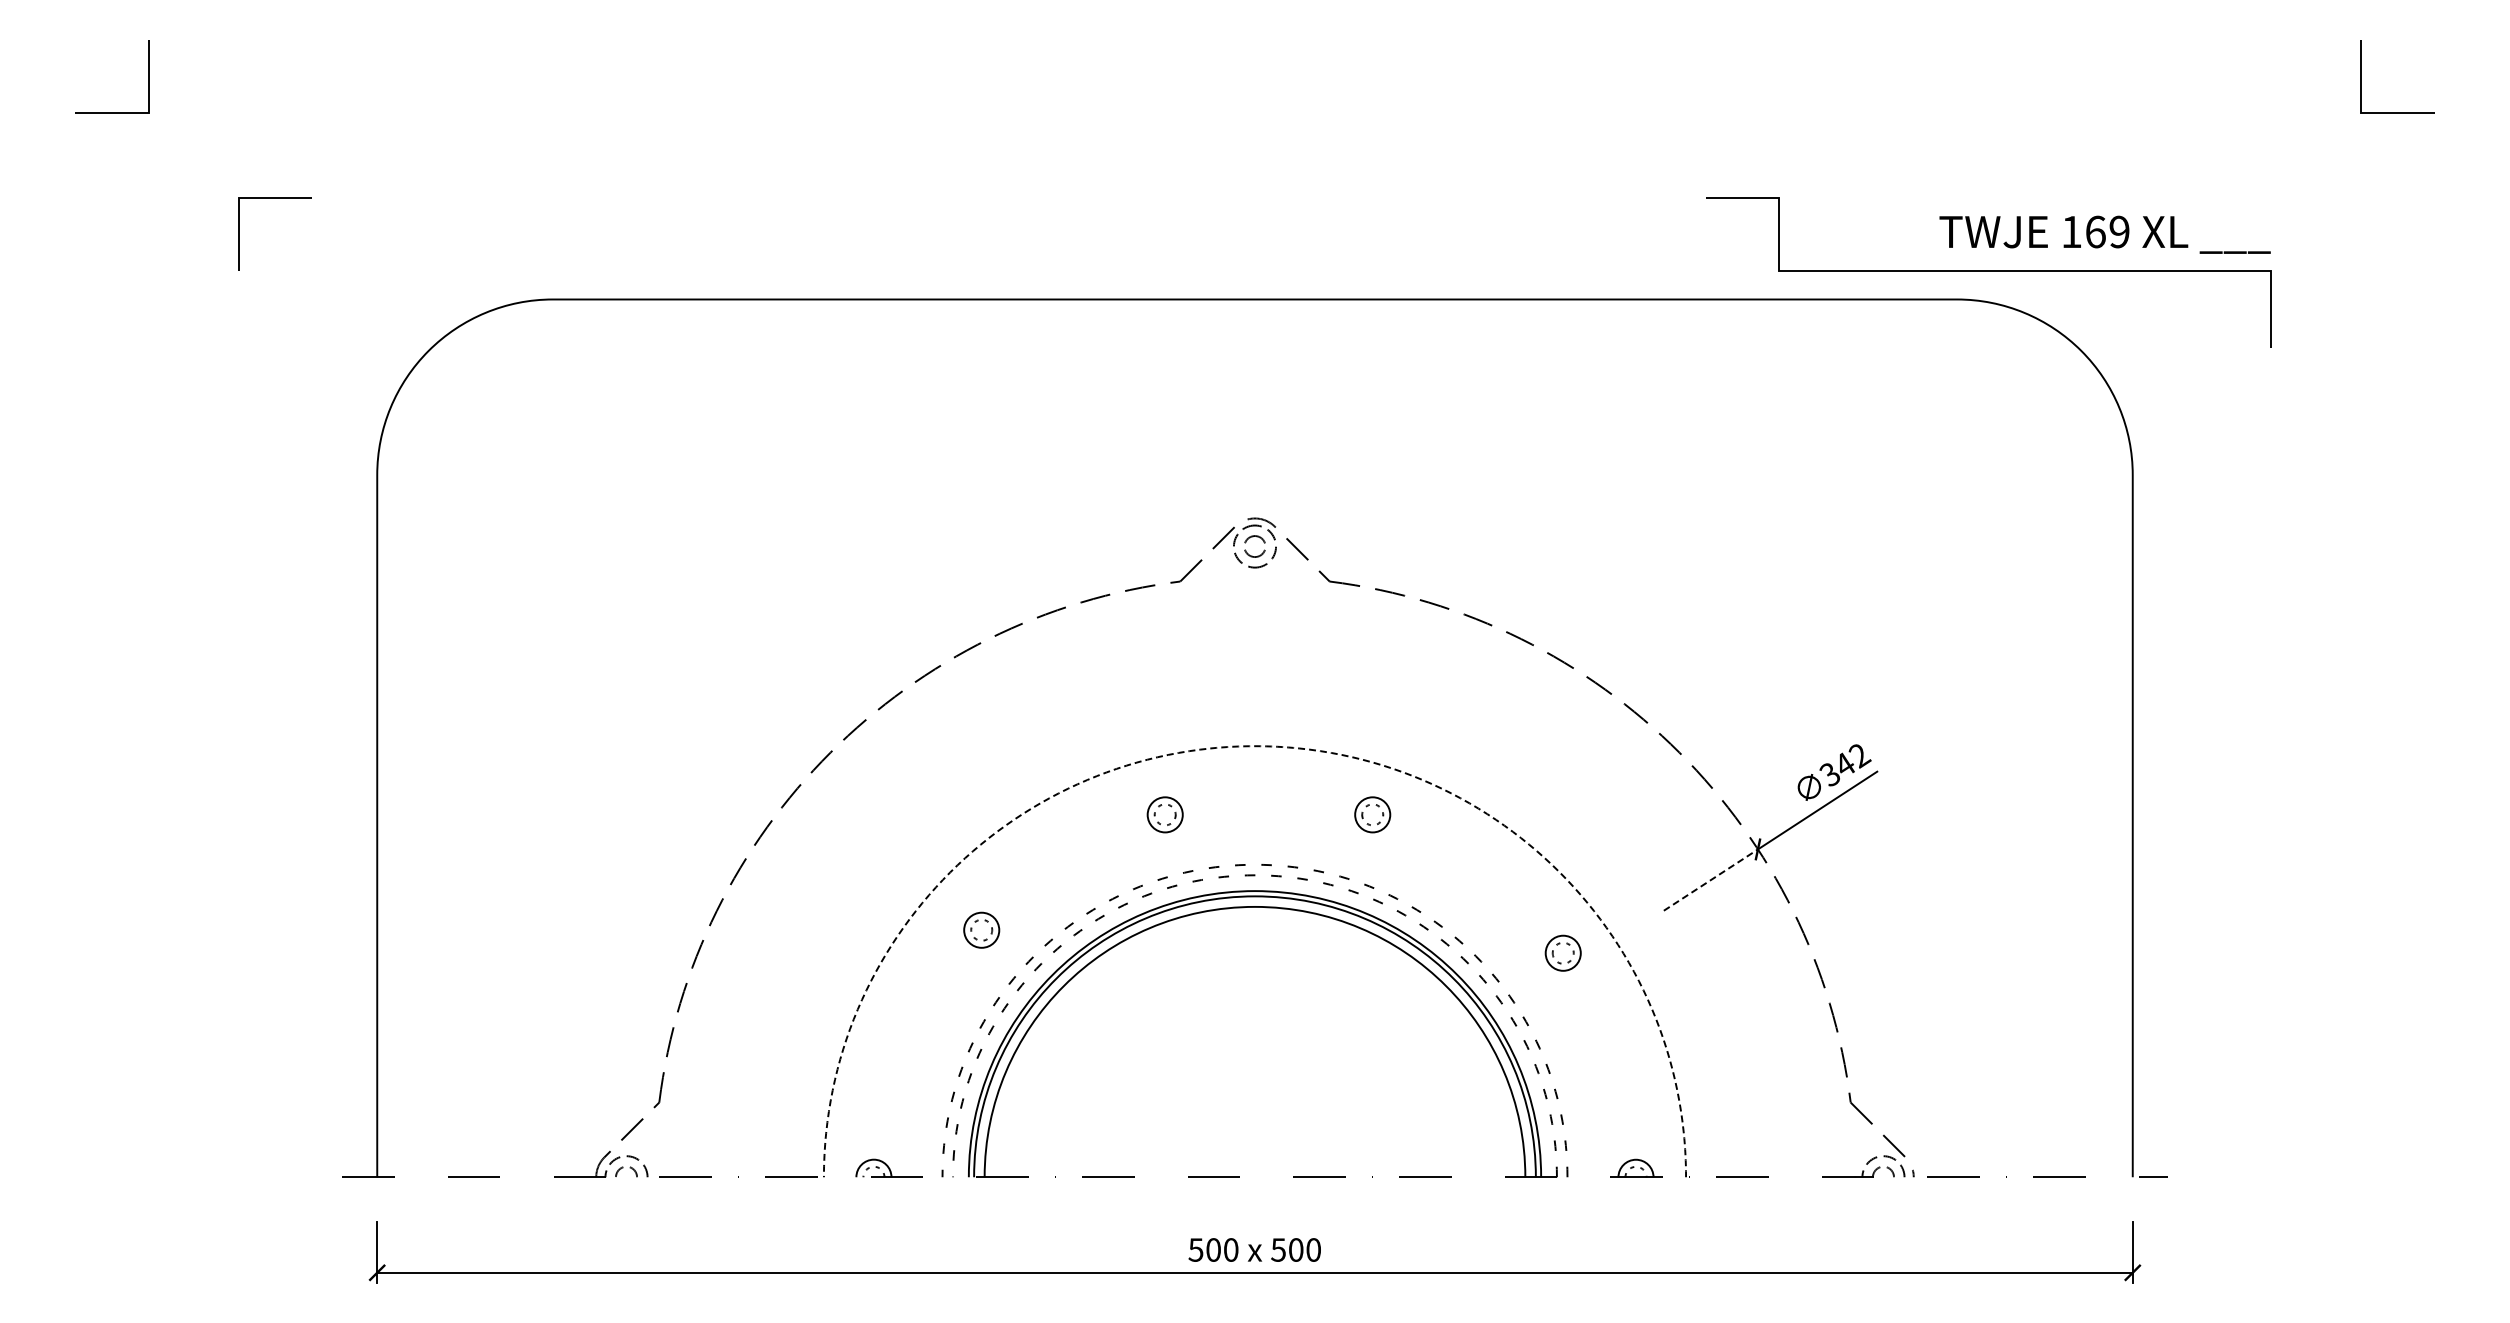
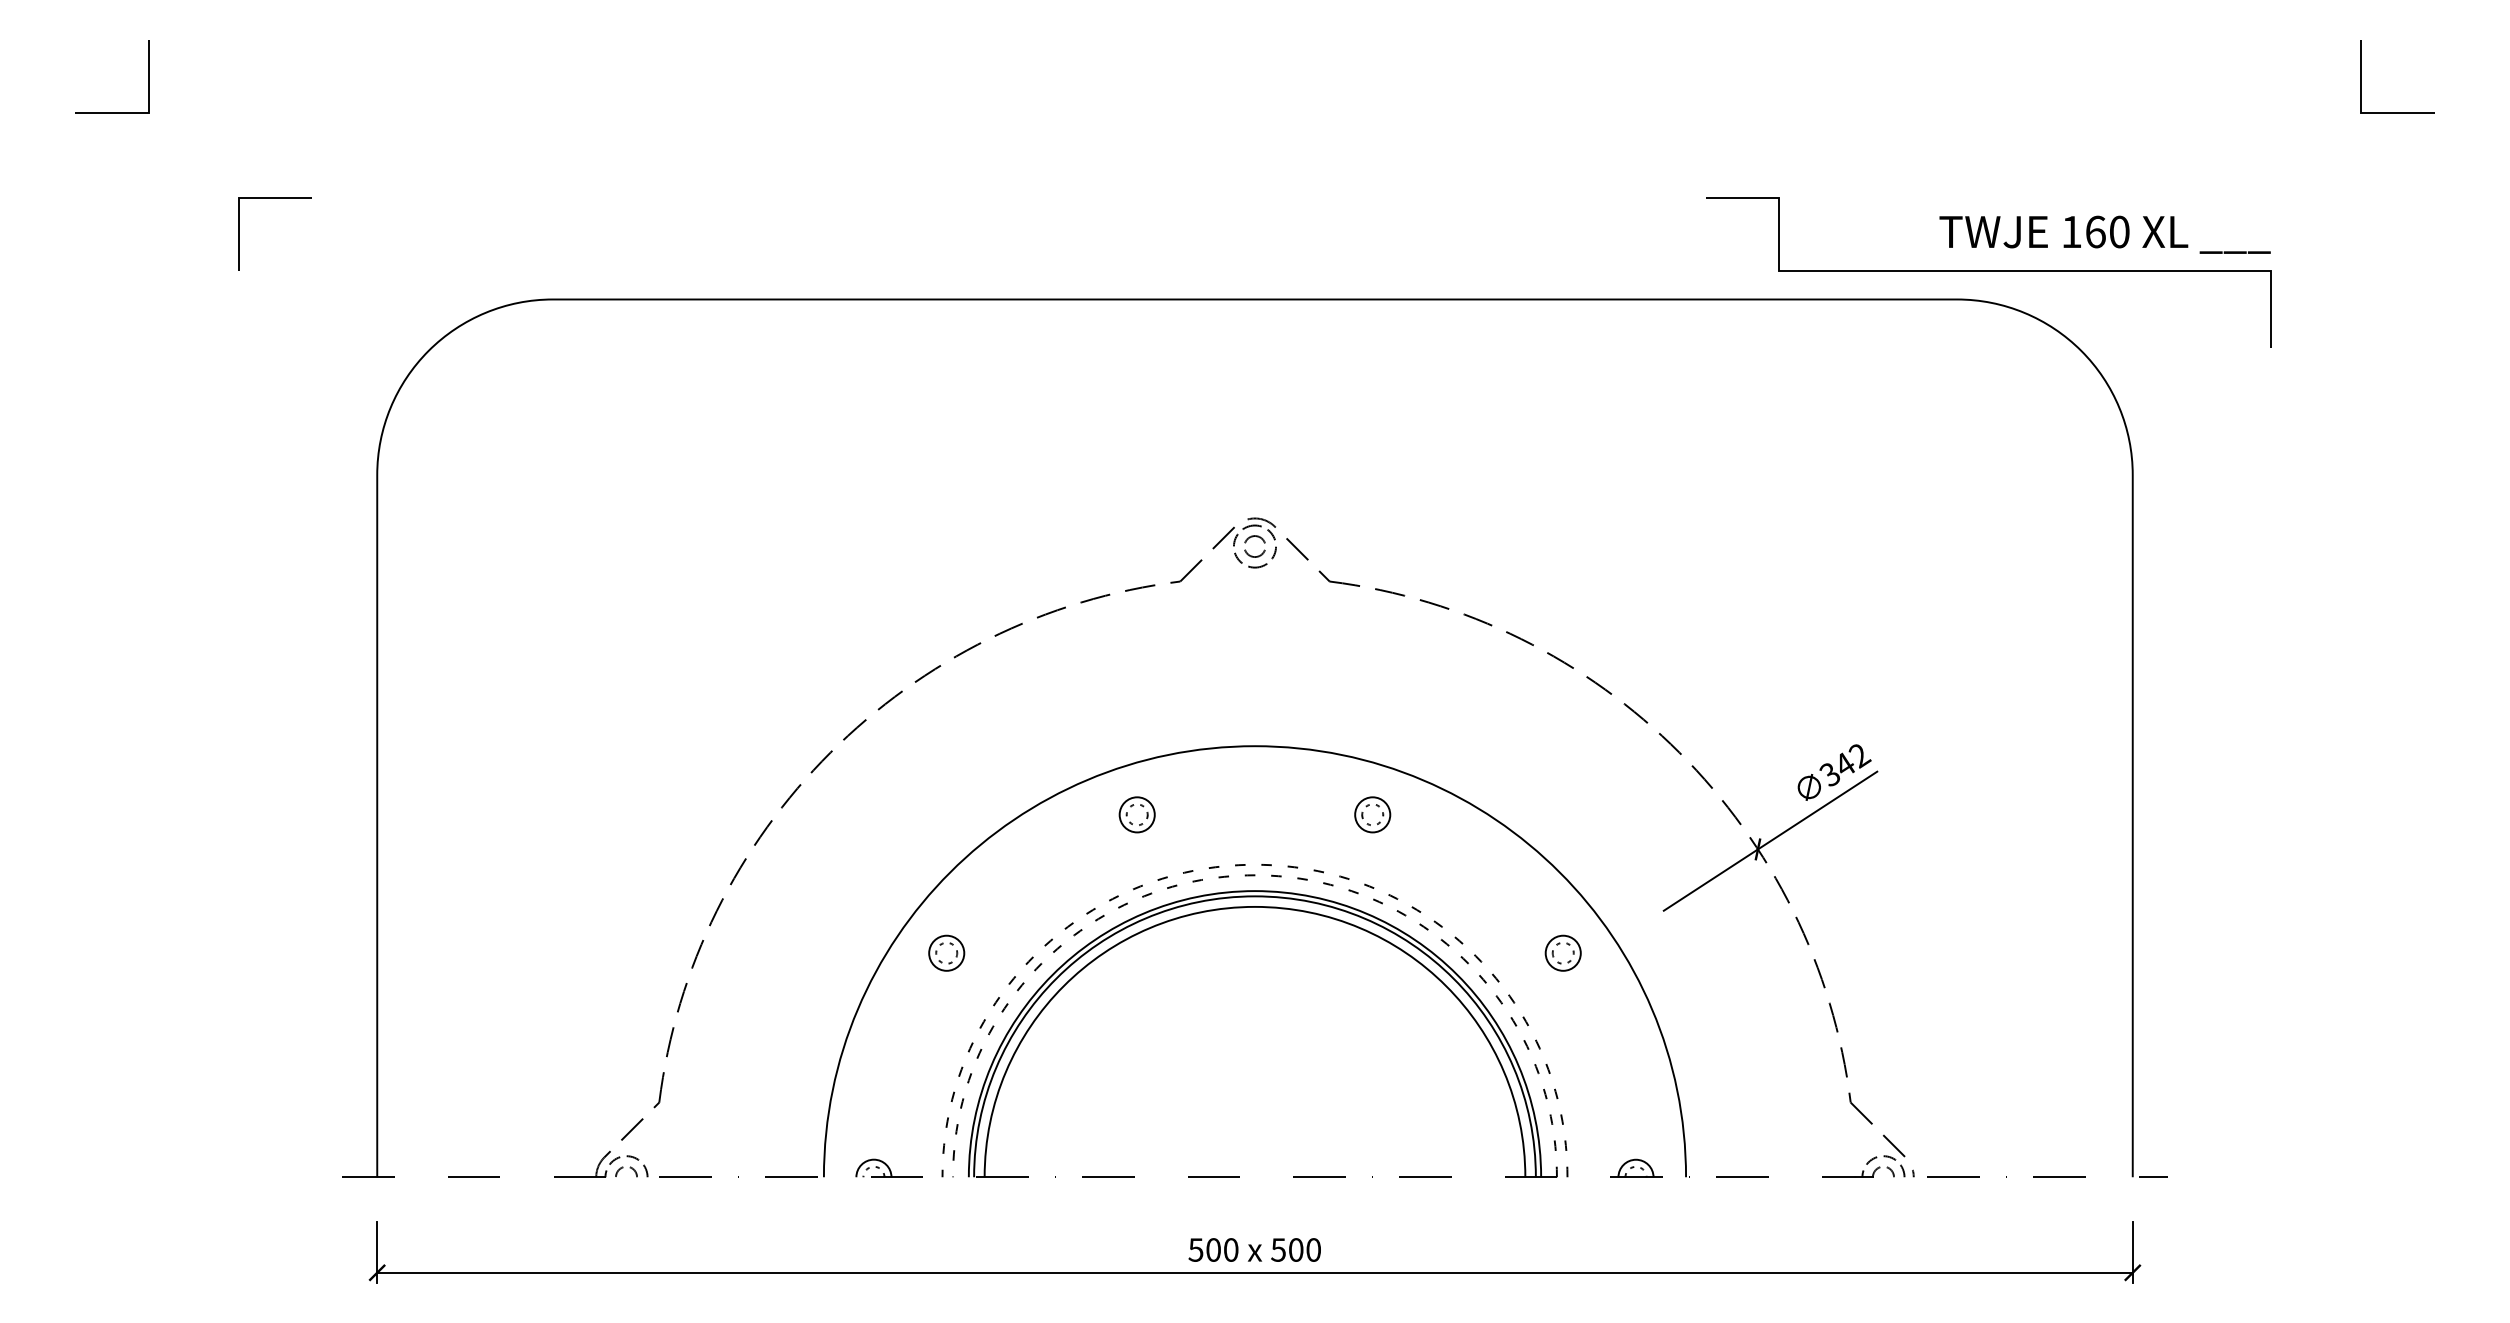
text: 169 -> 160 (2119, 231)
arc: dashed -> solid (1254, 746)
part position: (1164, 814) -> (1136, 814) (1136, 814)
line: dashed -> solid (1711, 879)
part position: (981, 929) -> (946, 952) (946, 952)
